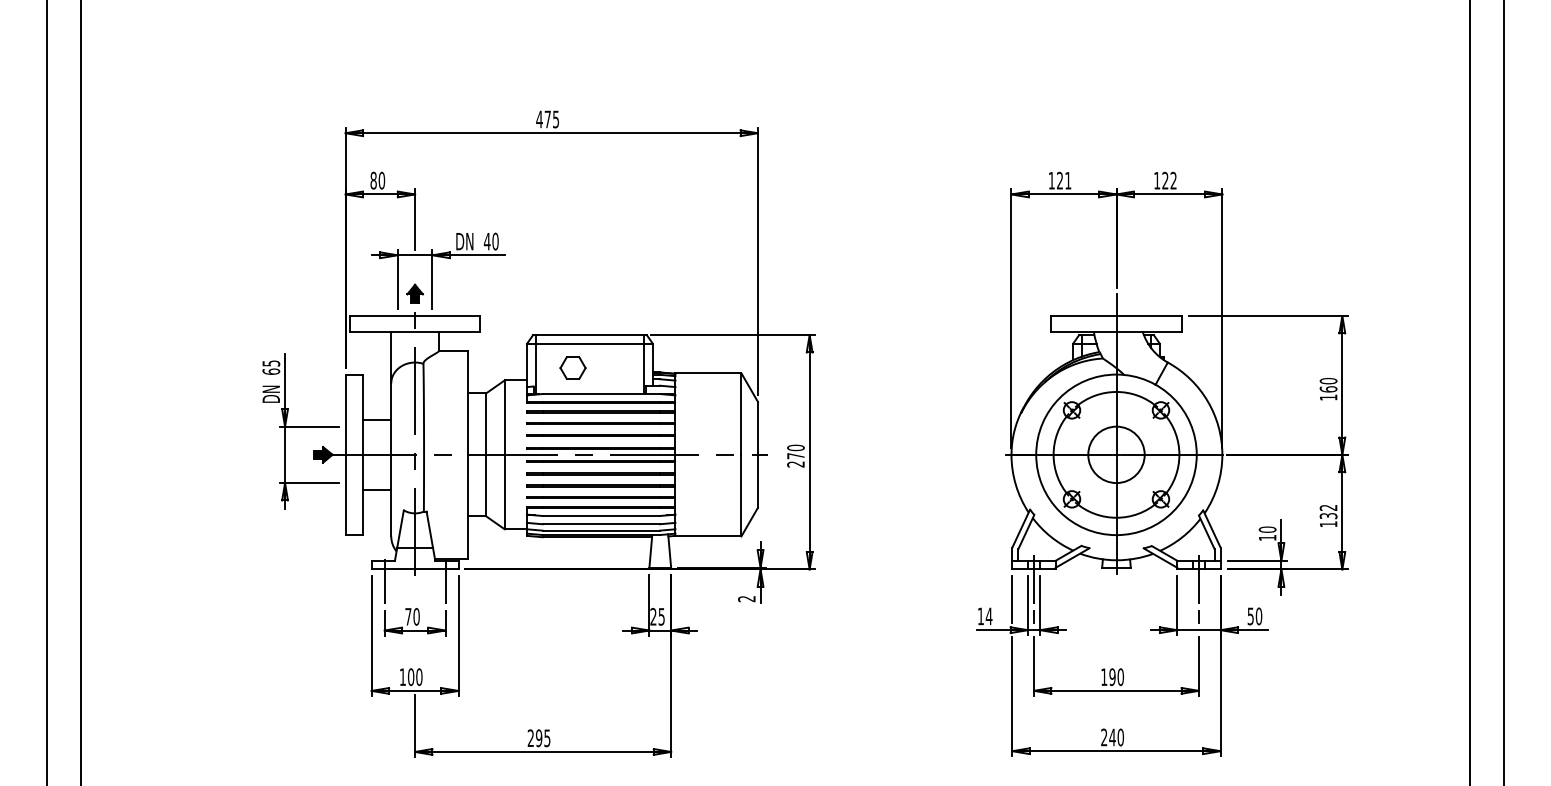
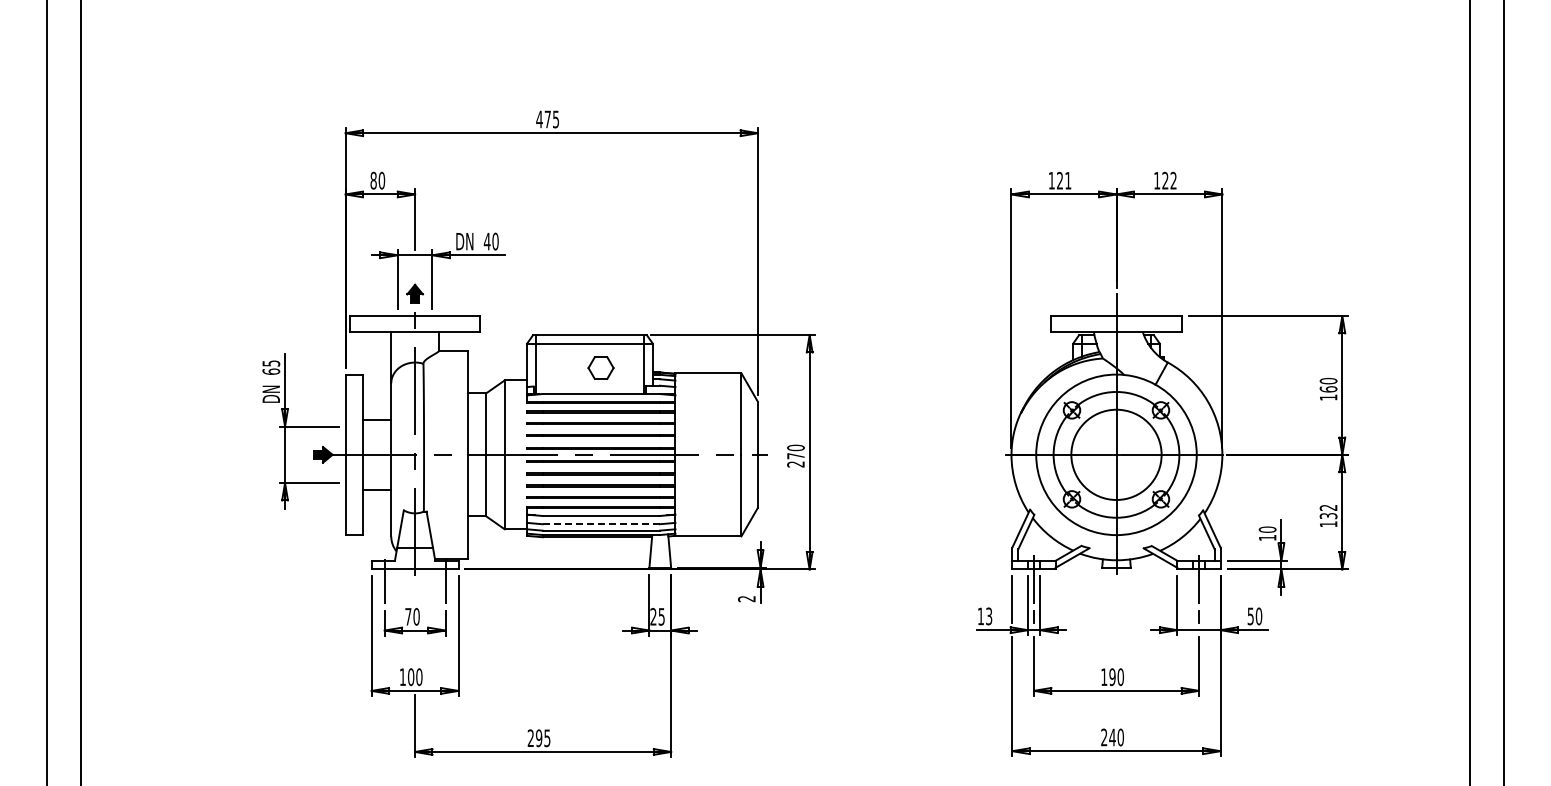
part position: (572, 367) -> (600, 367) (600, 367)
circle diameter: 56 px -> 90 px (1116, 454)
line: solid -> dashed (601, 524)
text: 14 -> 13 (988, 616)
